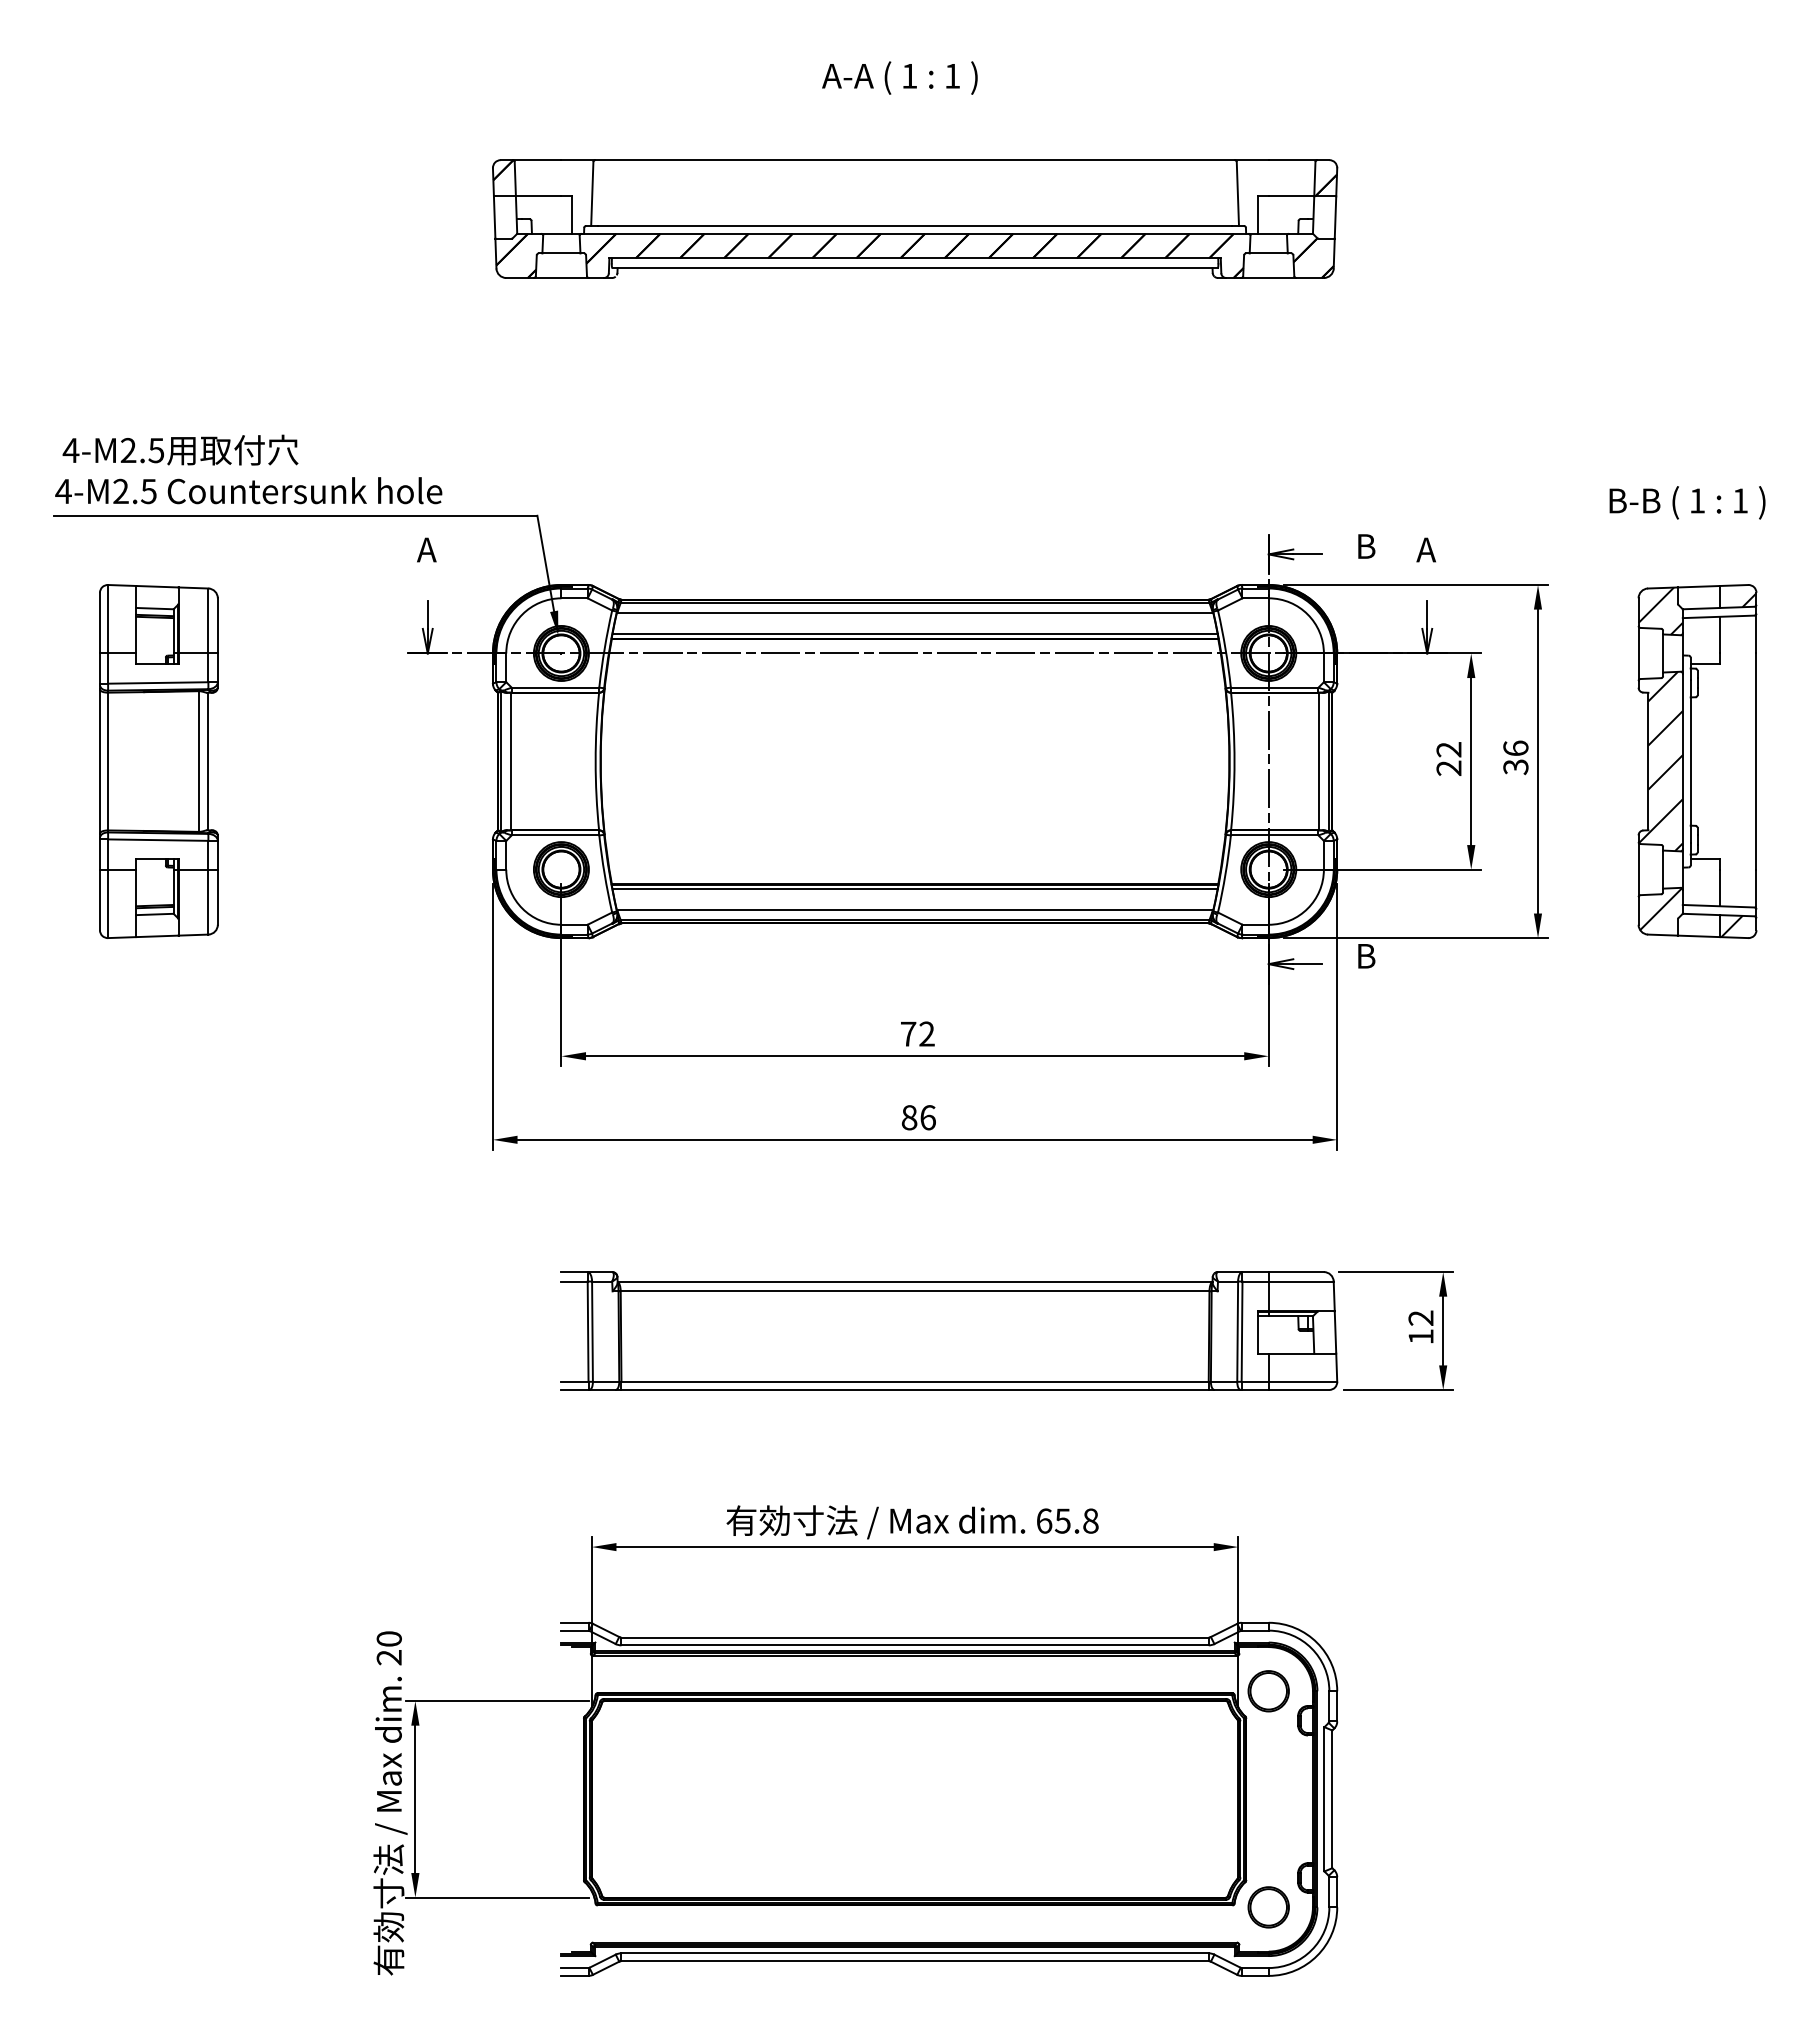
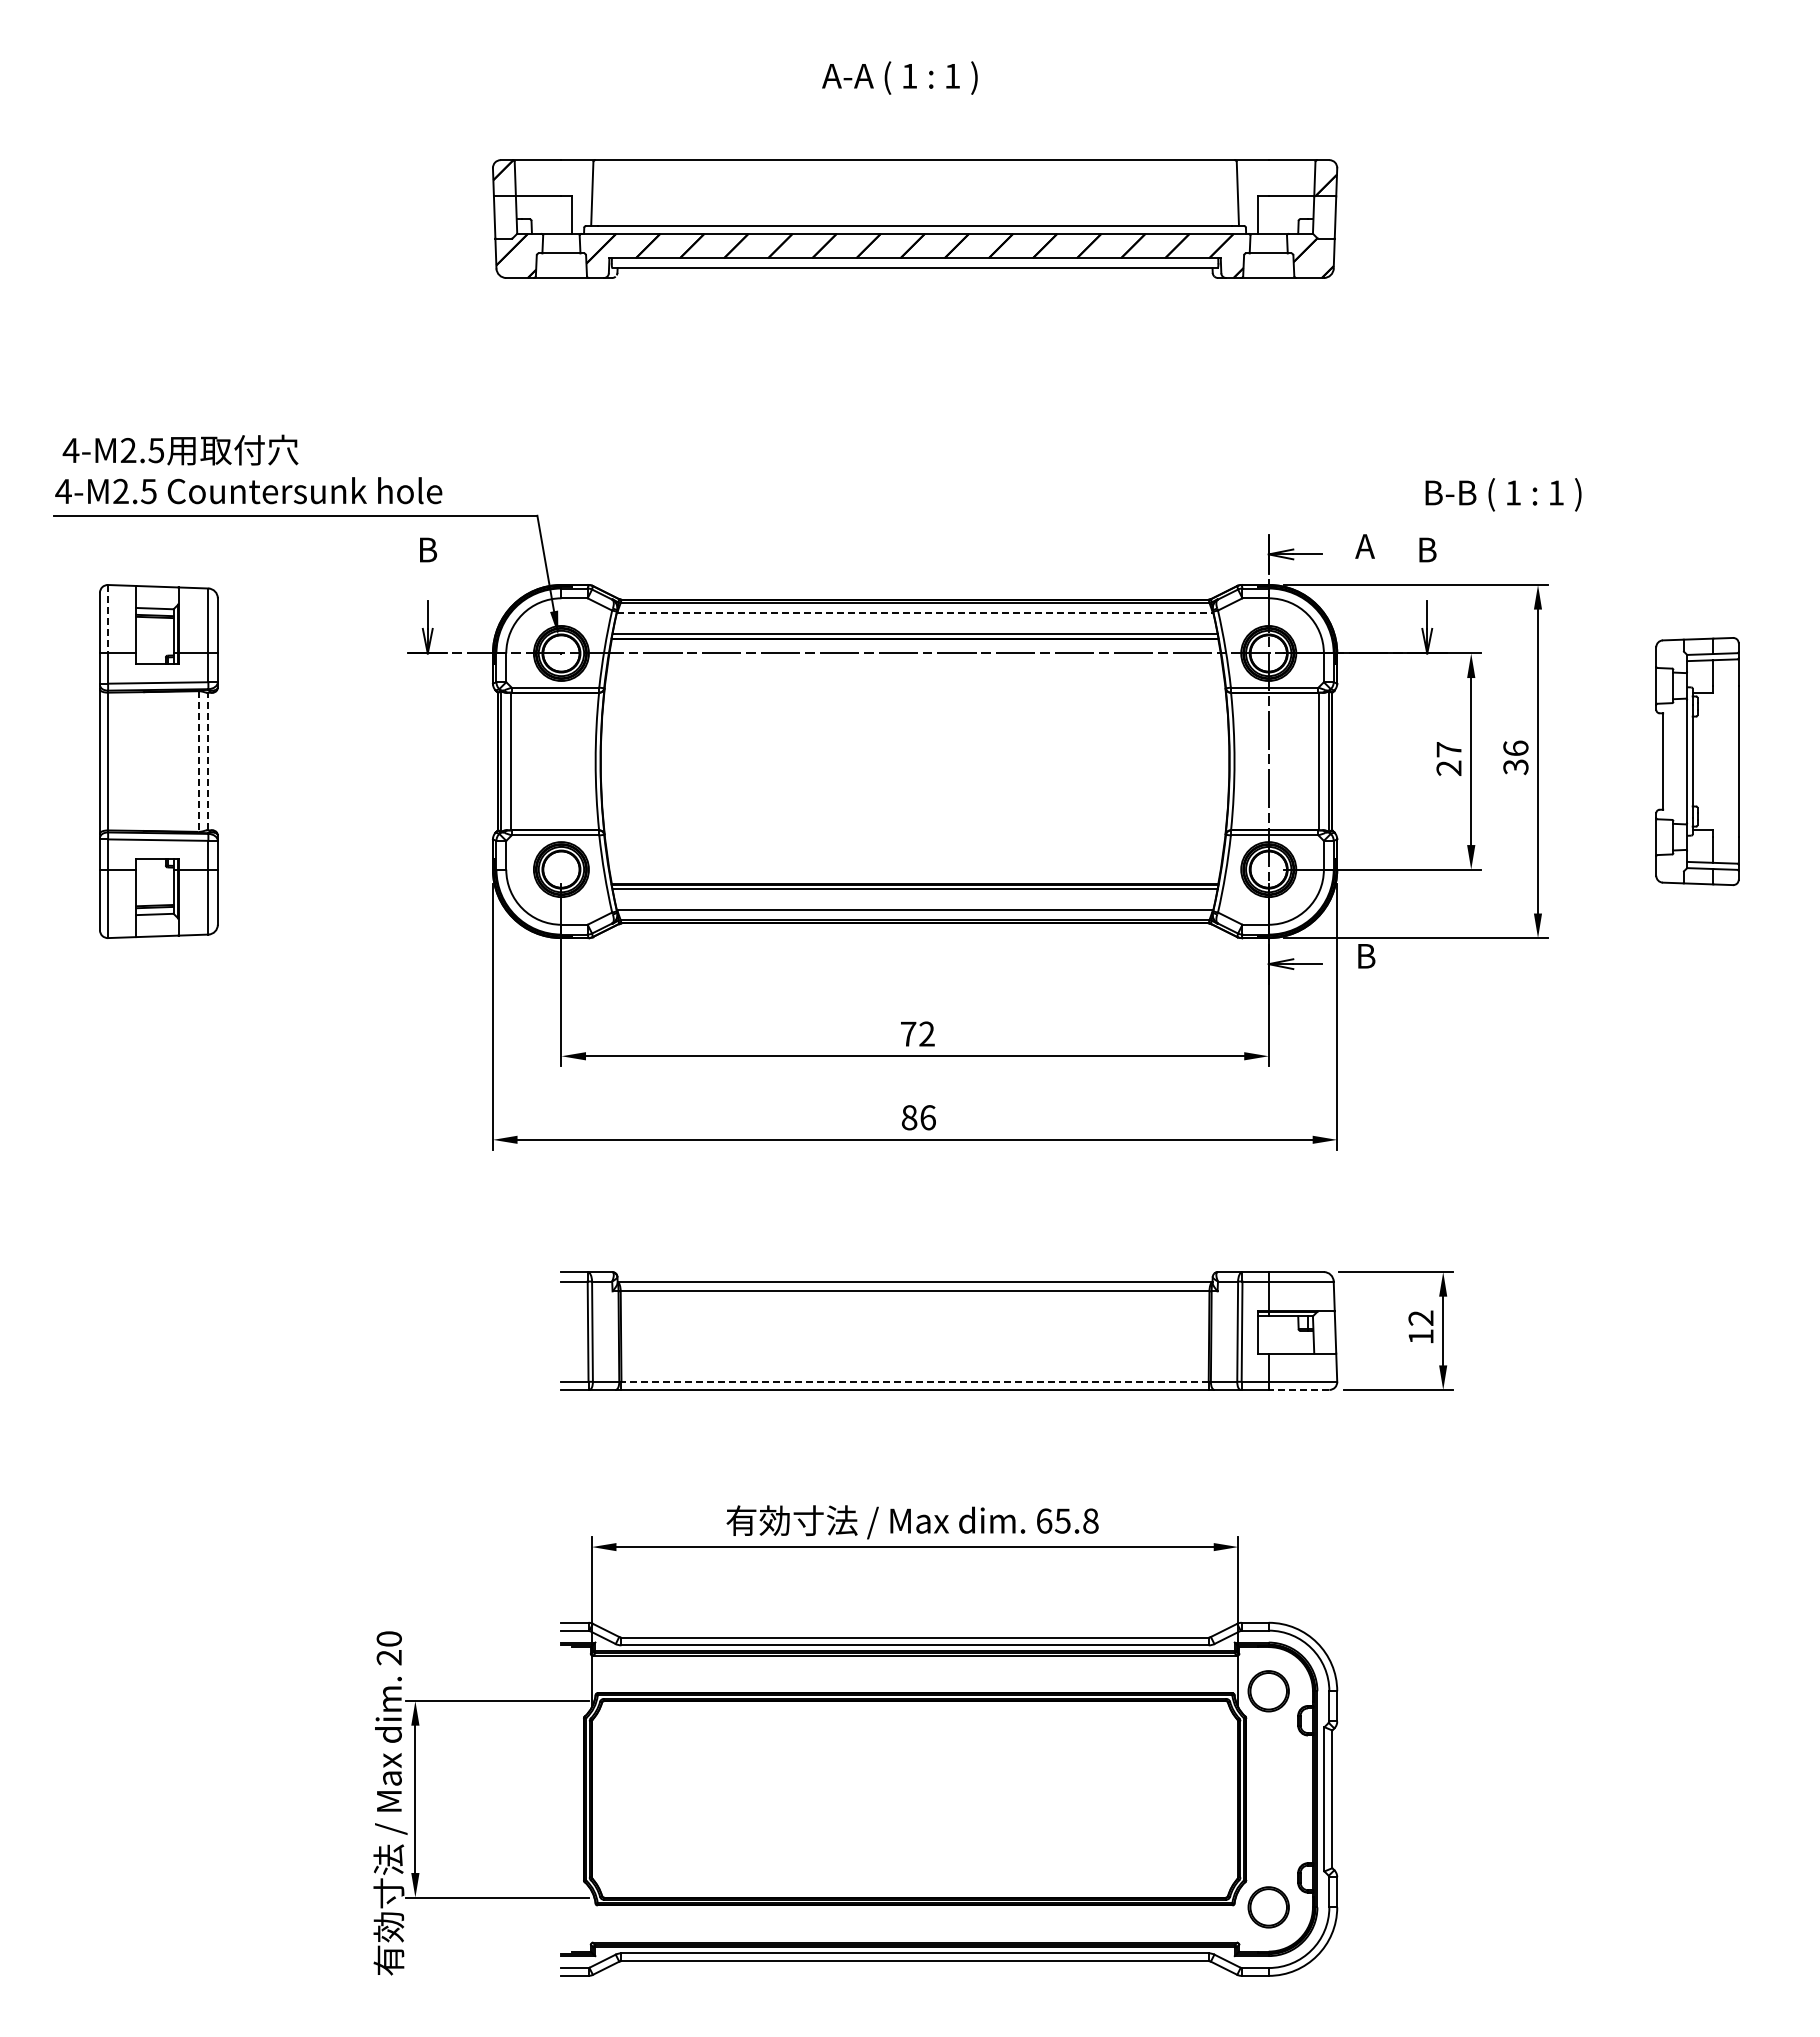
text position: (1687, 502) -> (1503, 494) (1503, 494)
text: B -> A (1365, 546)
text: A -> B (427, 549)
text: A -> B (1426, 549)
line: solid -> dashed (915, 612)
line: solid -> dashed (108, 619)
text: 22 -> 27 (1448, 749)
line: solid -> dashed (208, 761)
part size: 121x355 px -> 85x250 px (1697, 761)
line: solid -> dashed (198, 762)
line: solid -> dashed (915, 1381)
line: solid -> dashed (1298, 1389)
